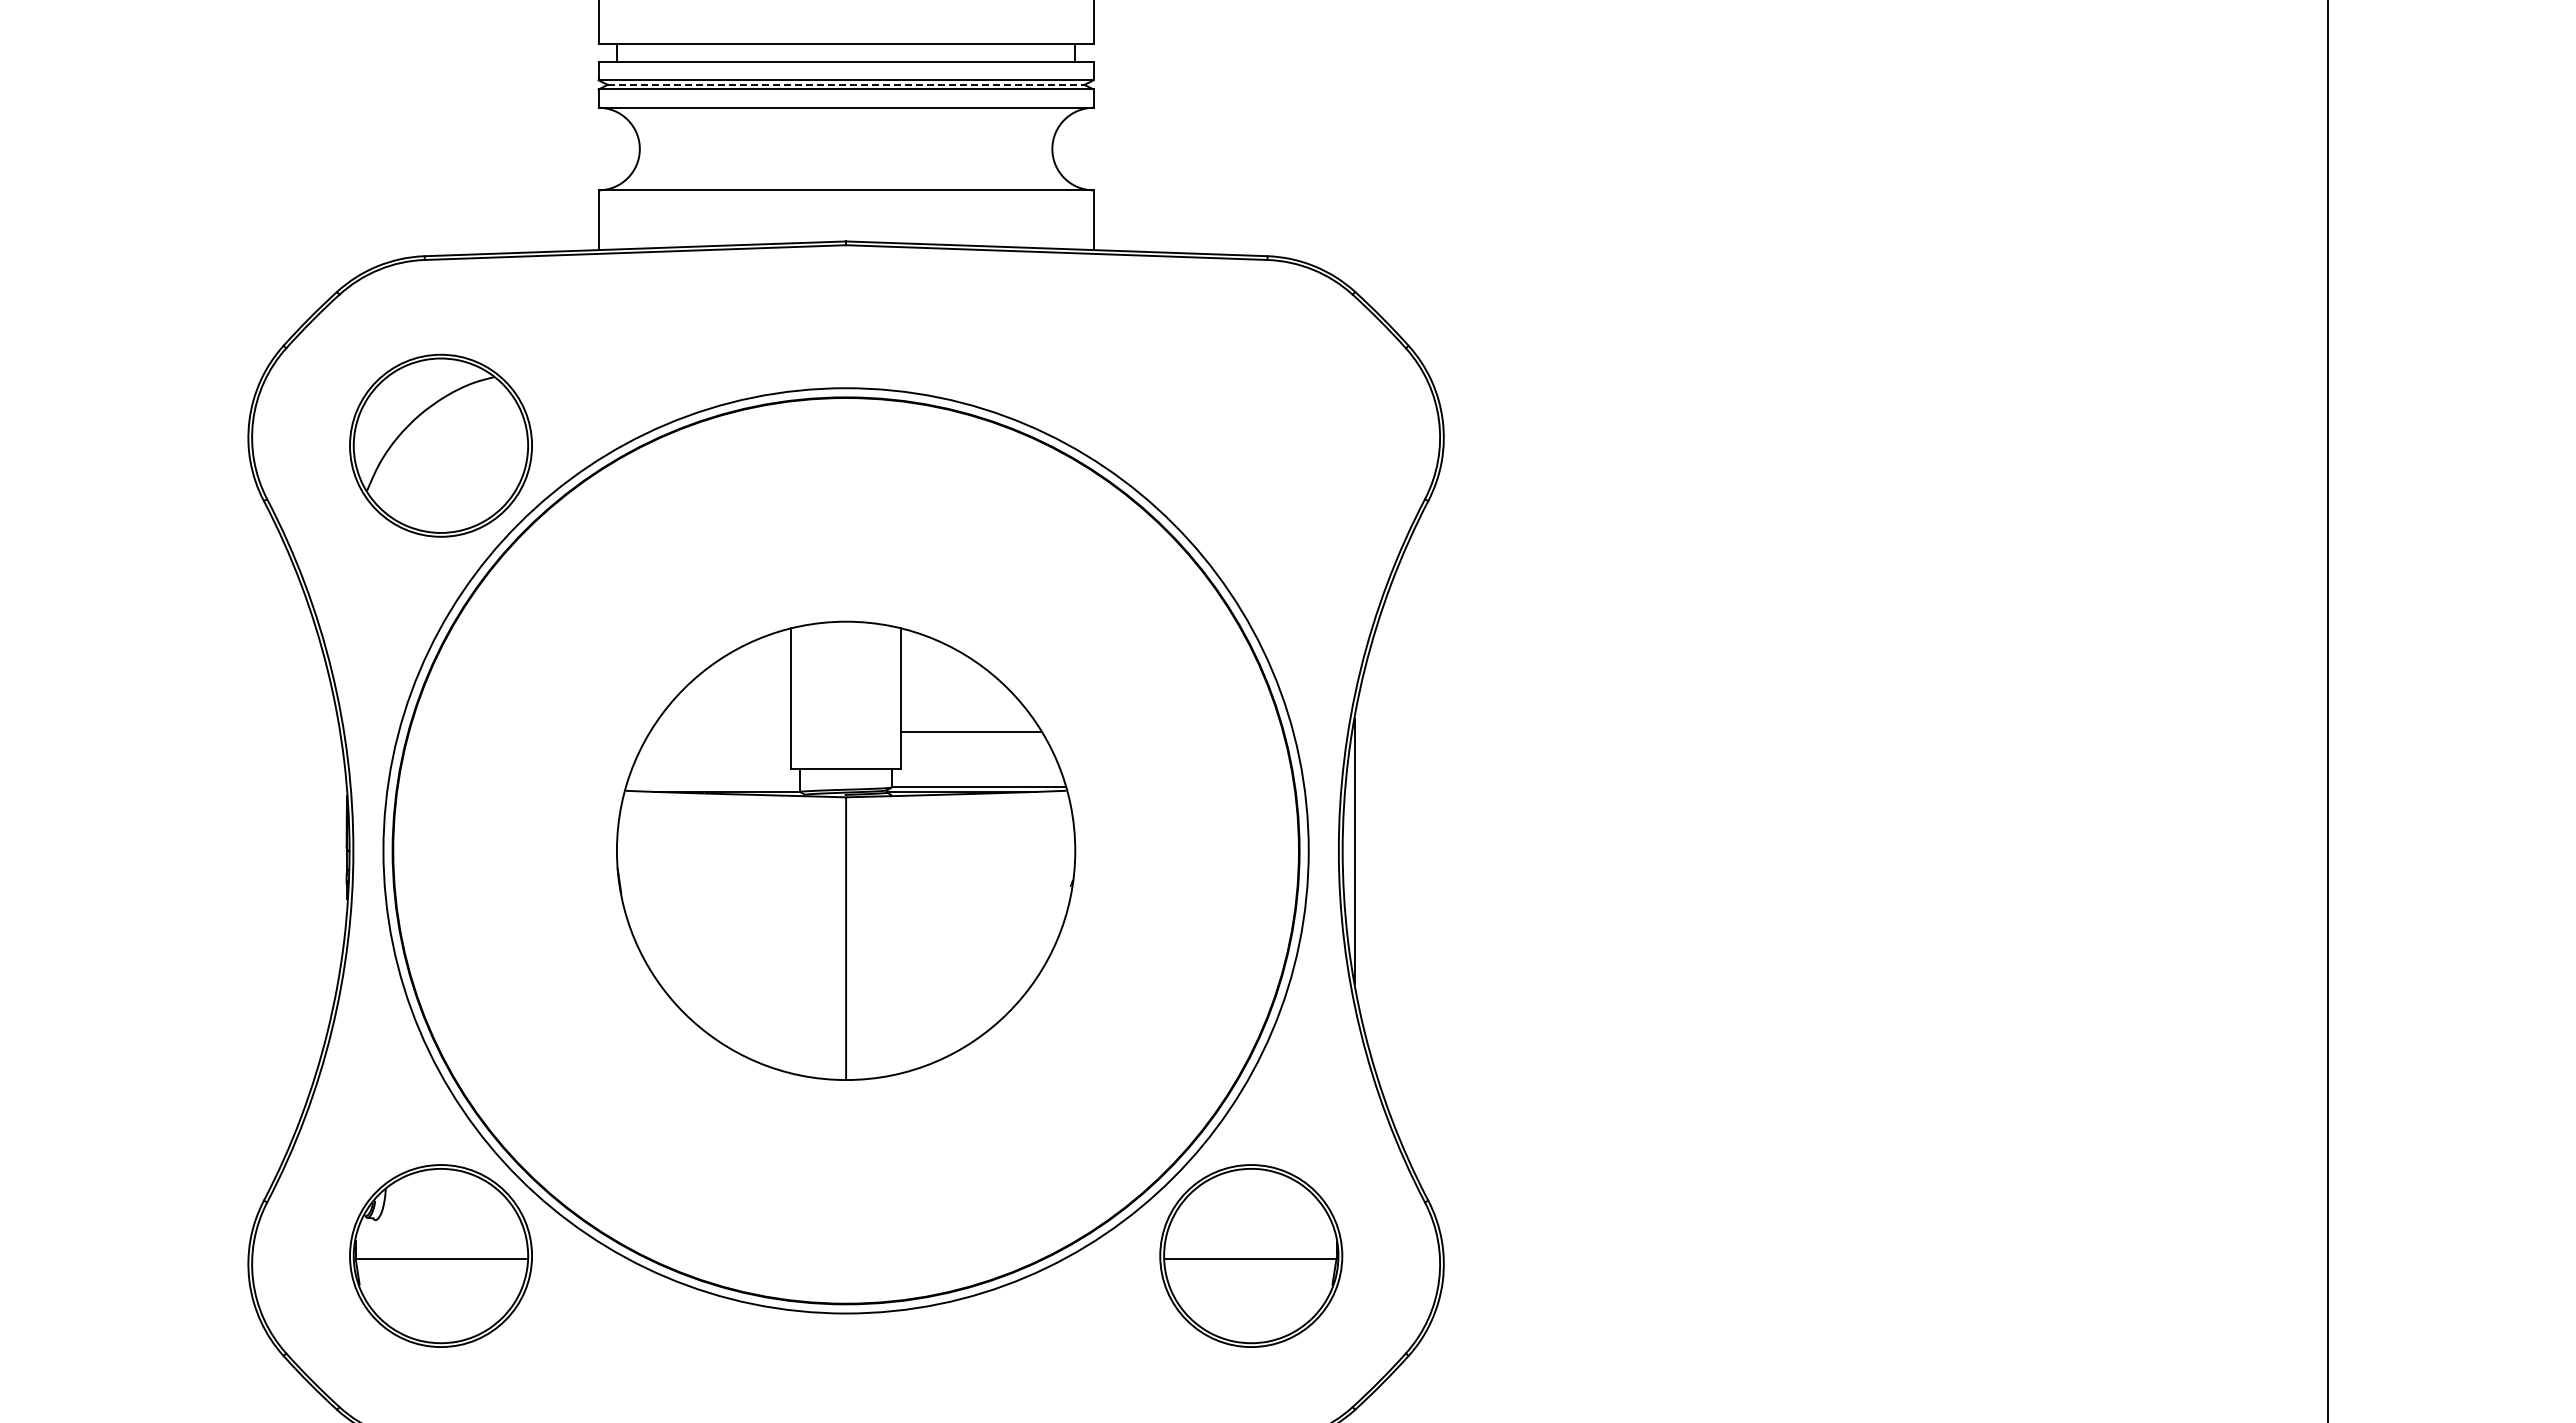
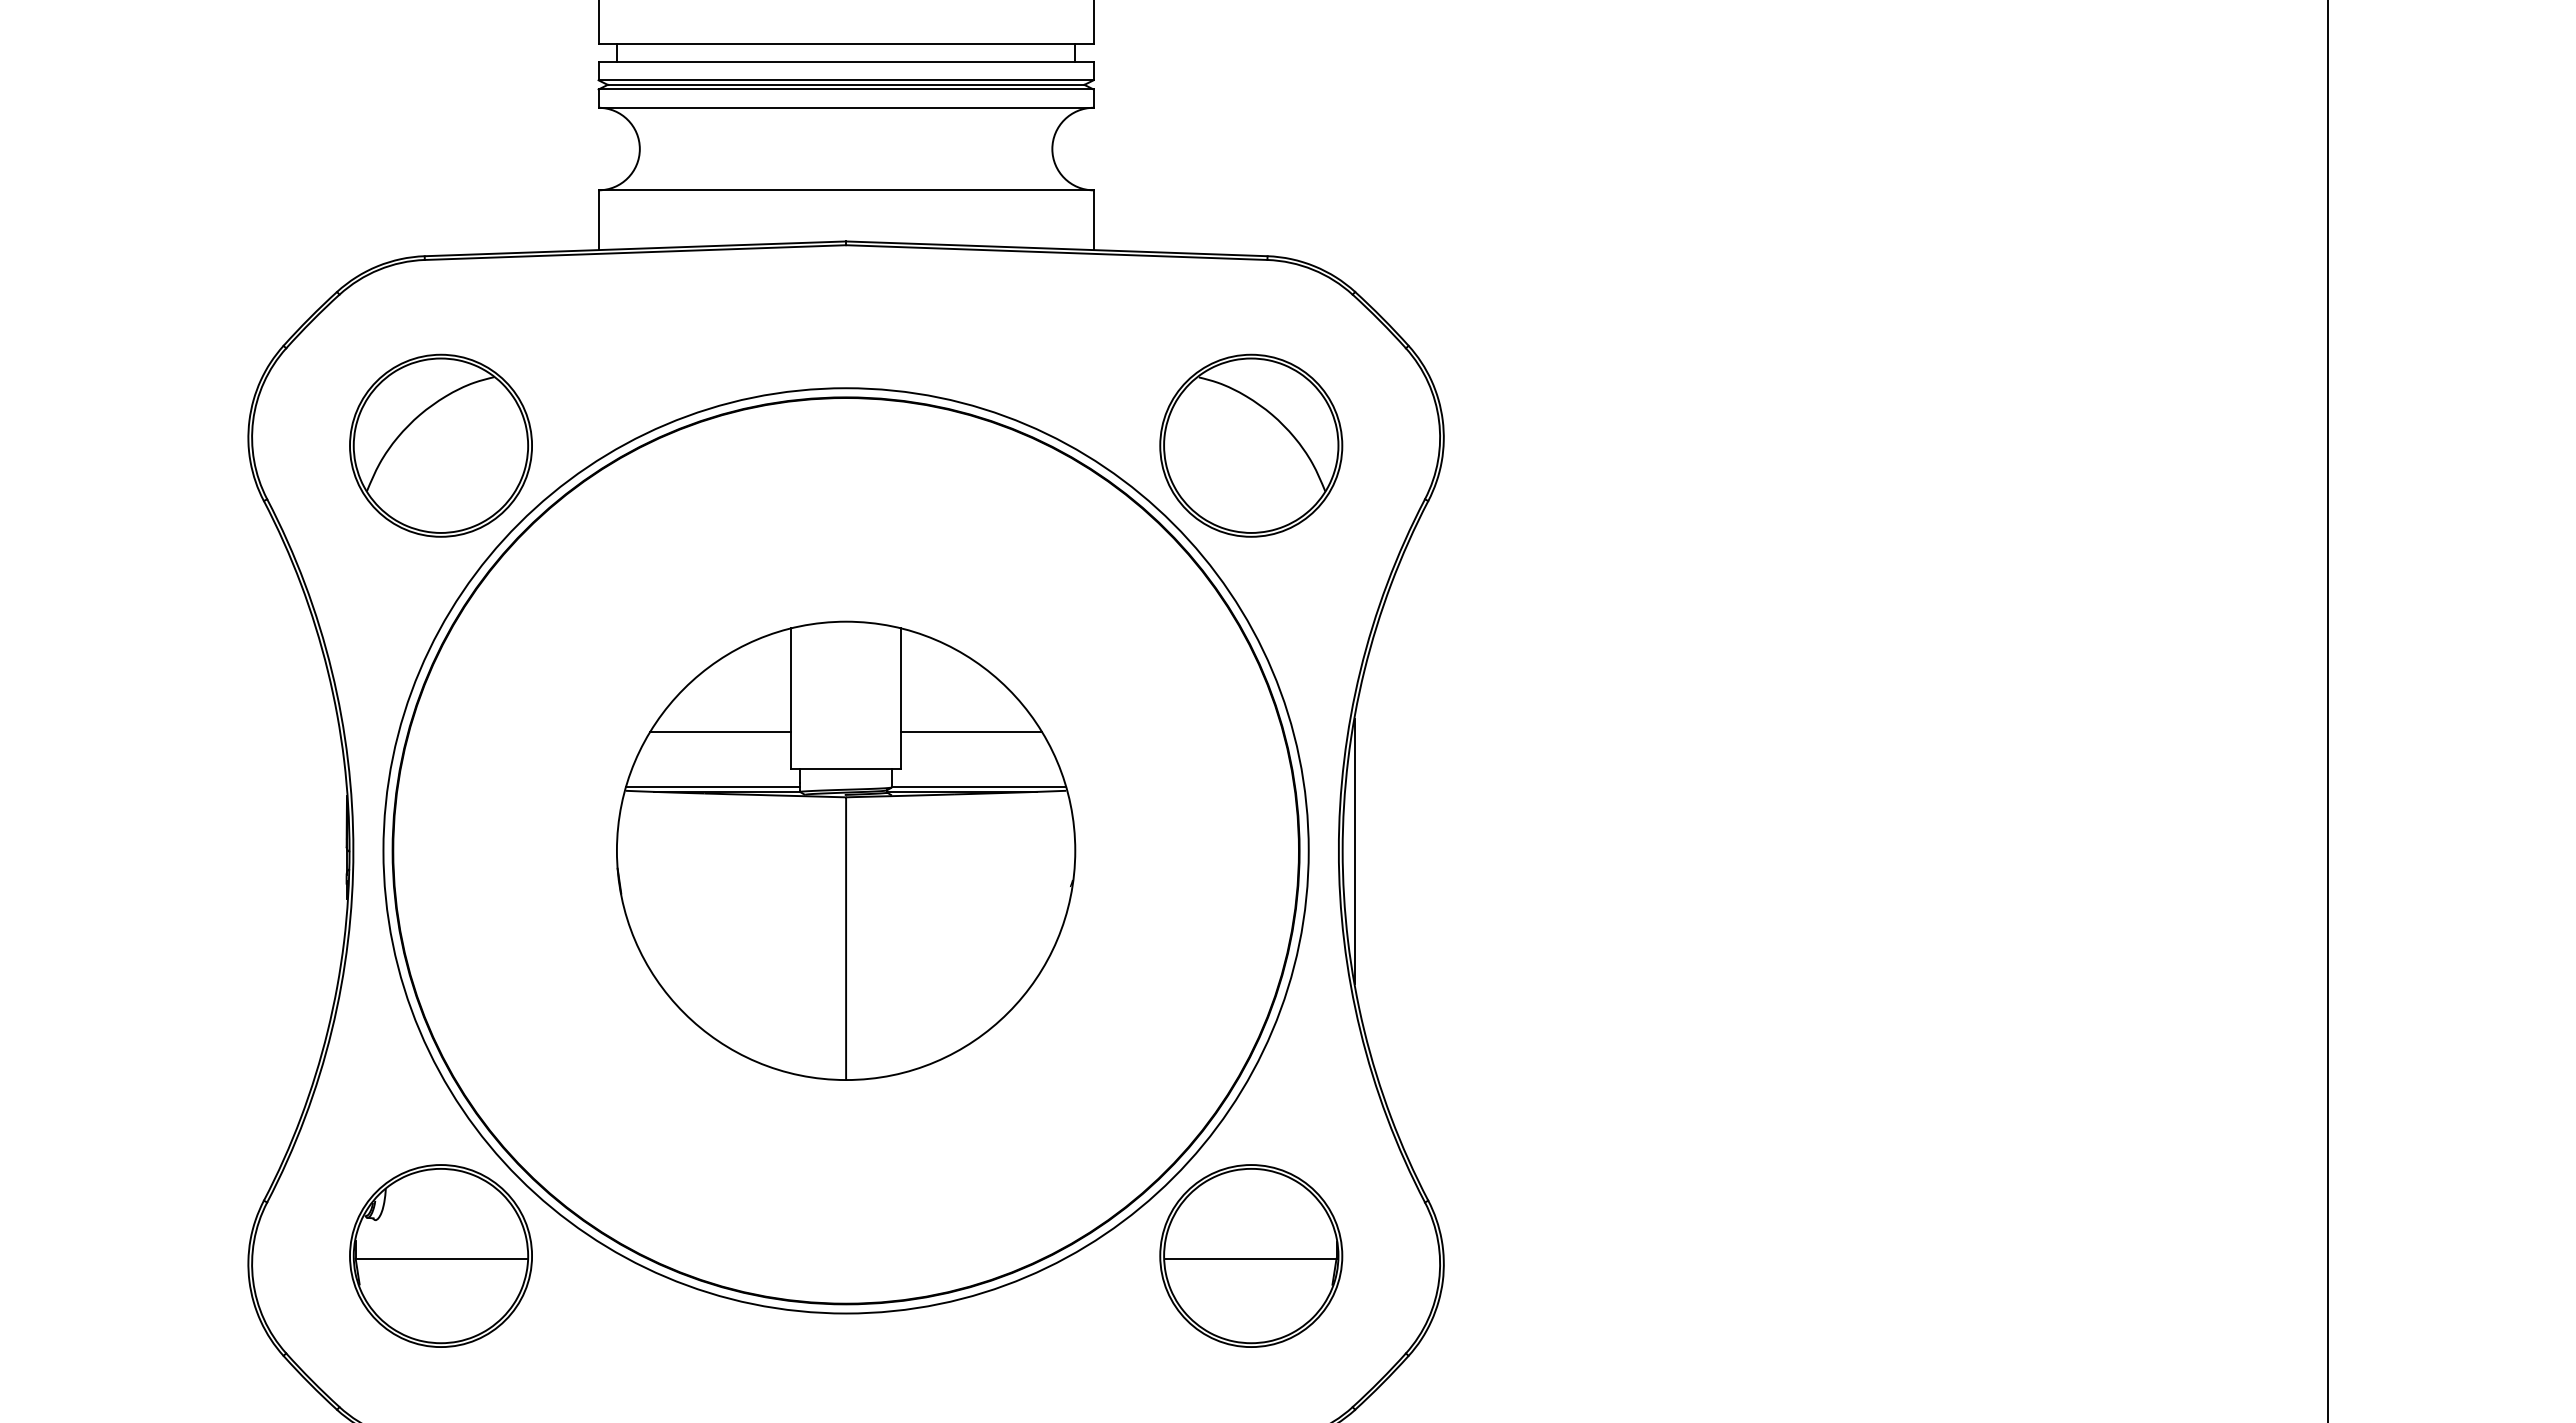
line: dashed -> solid (846, 84)
part: none -> present (1251, 445)
line: none -> present (720, 732)
line: none -> present (712, 787)
